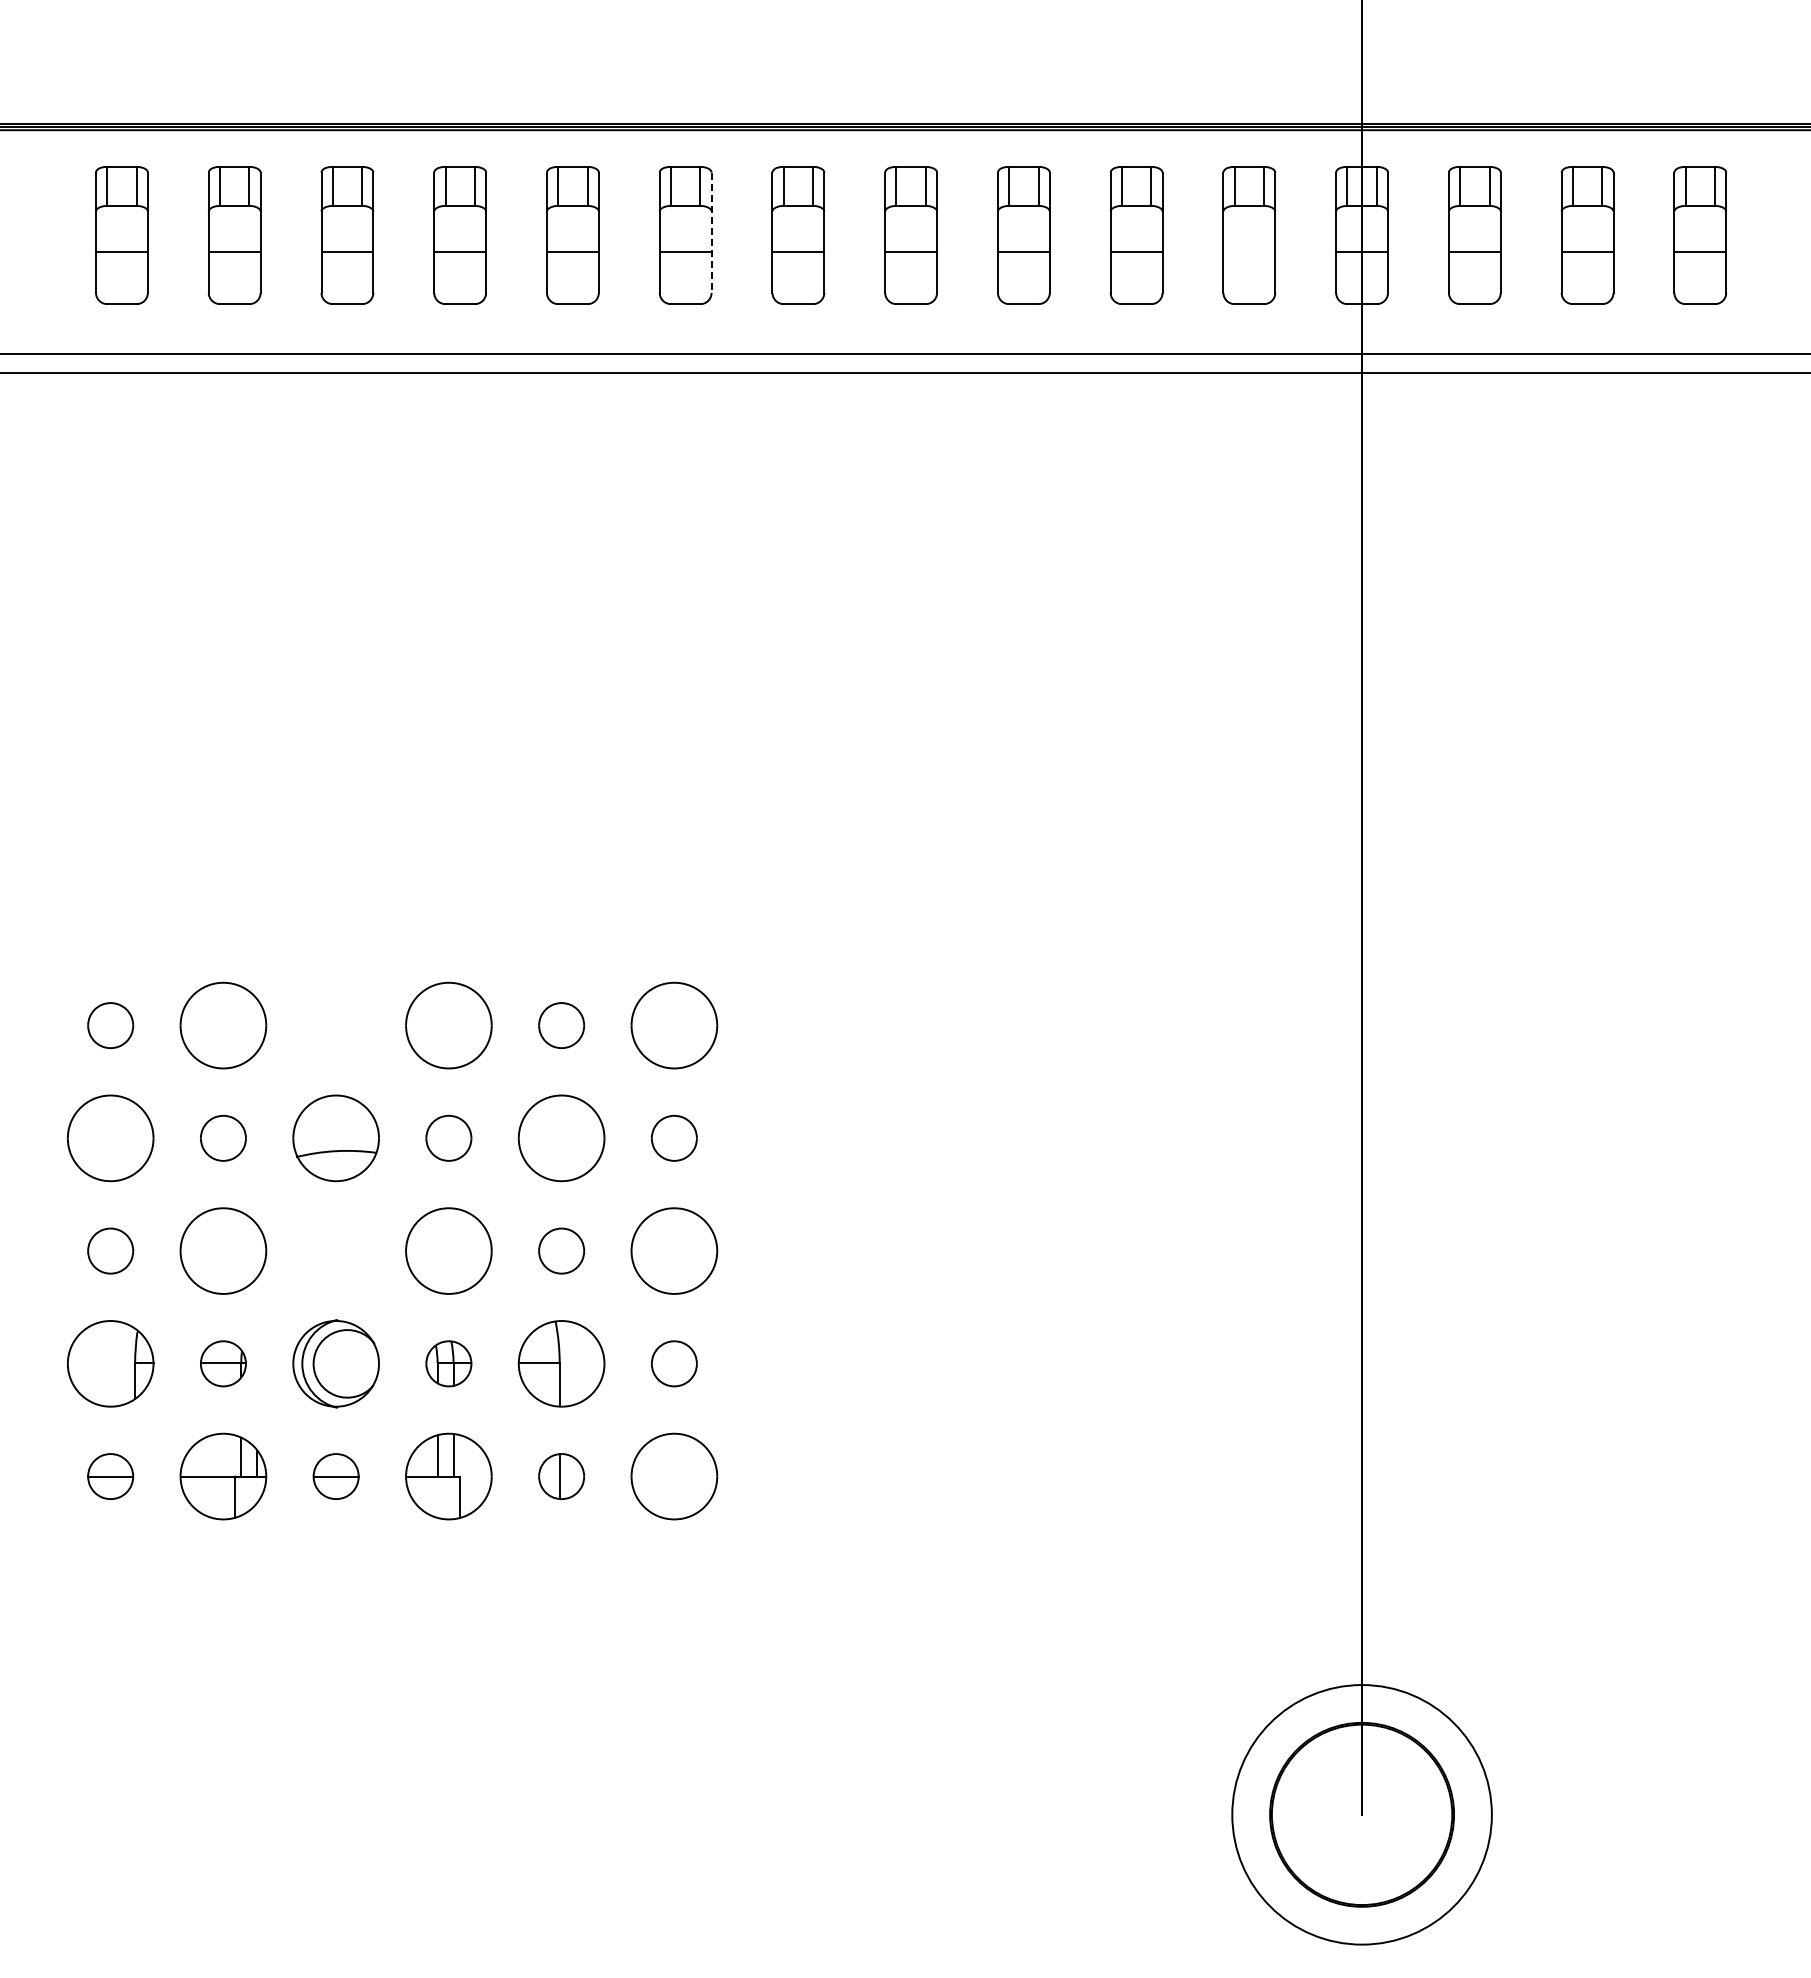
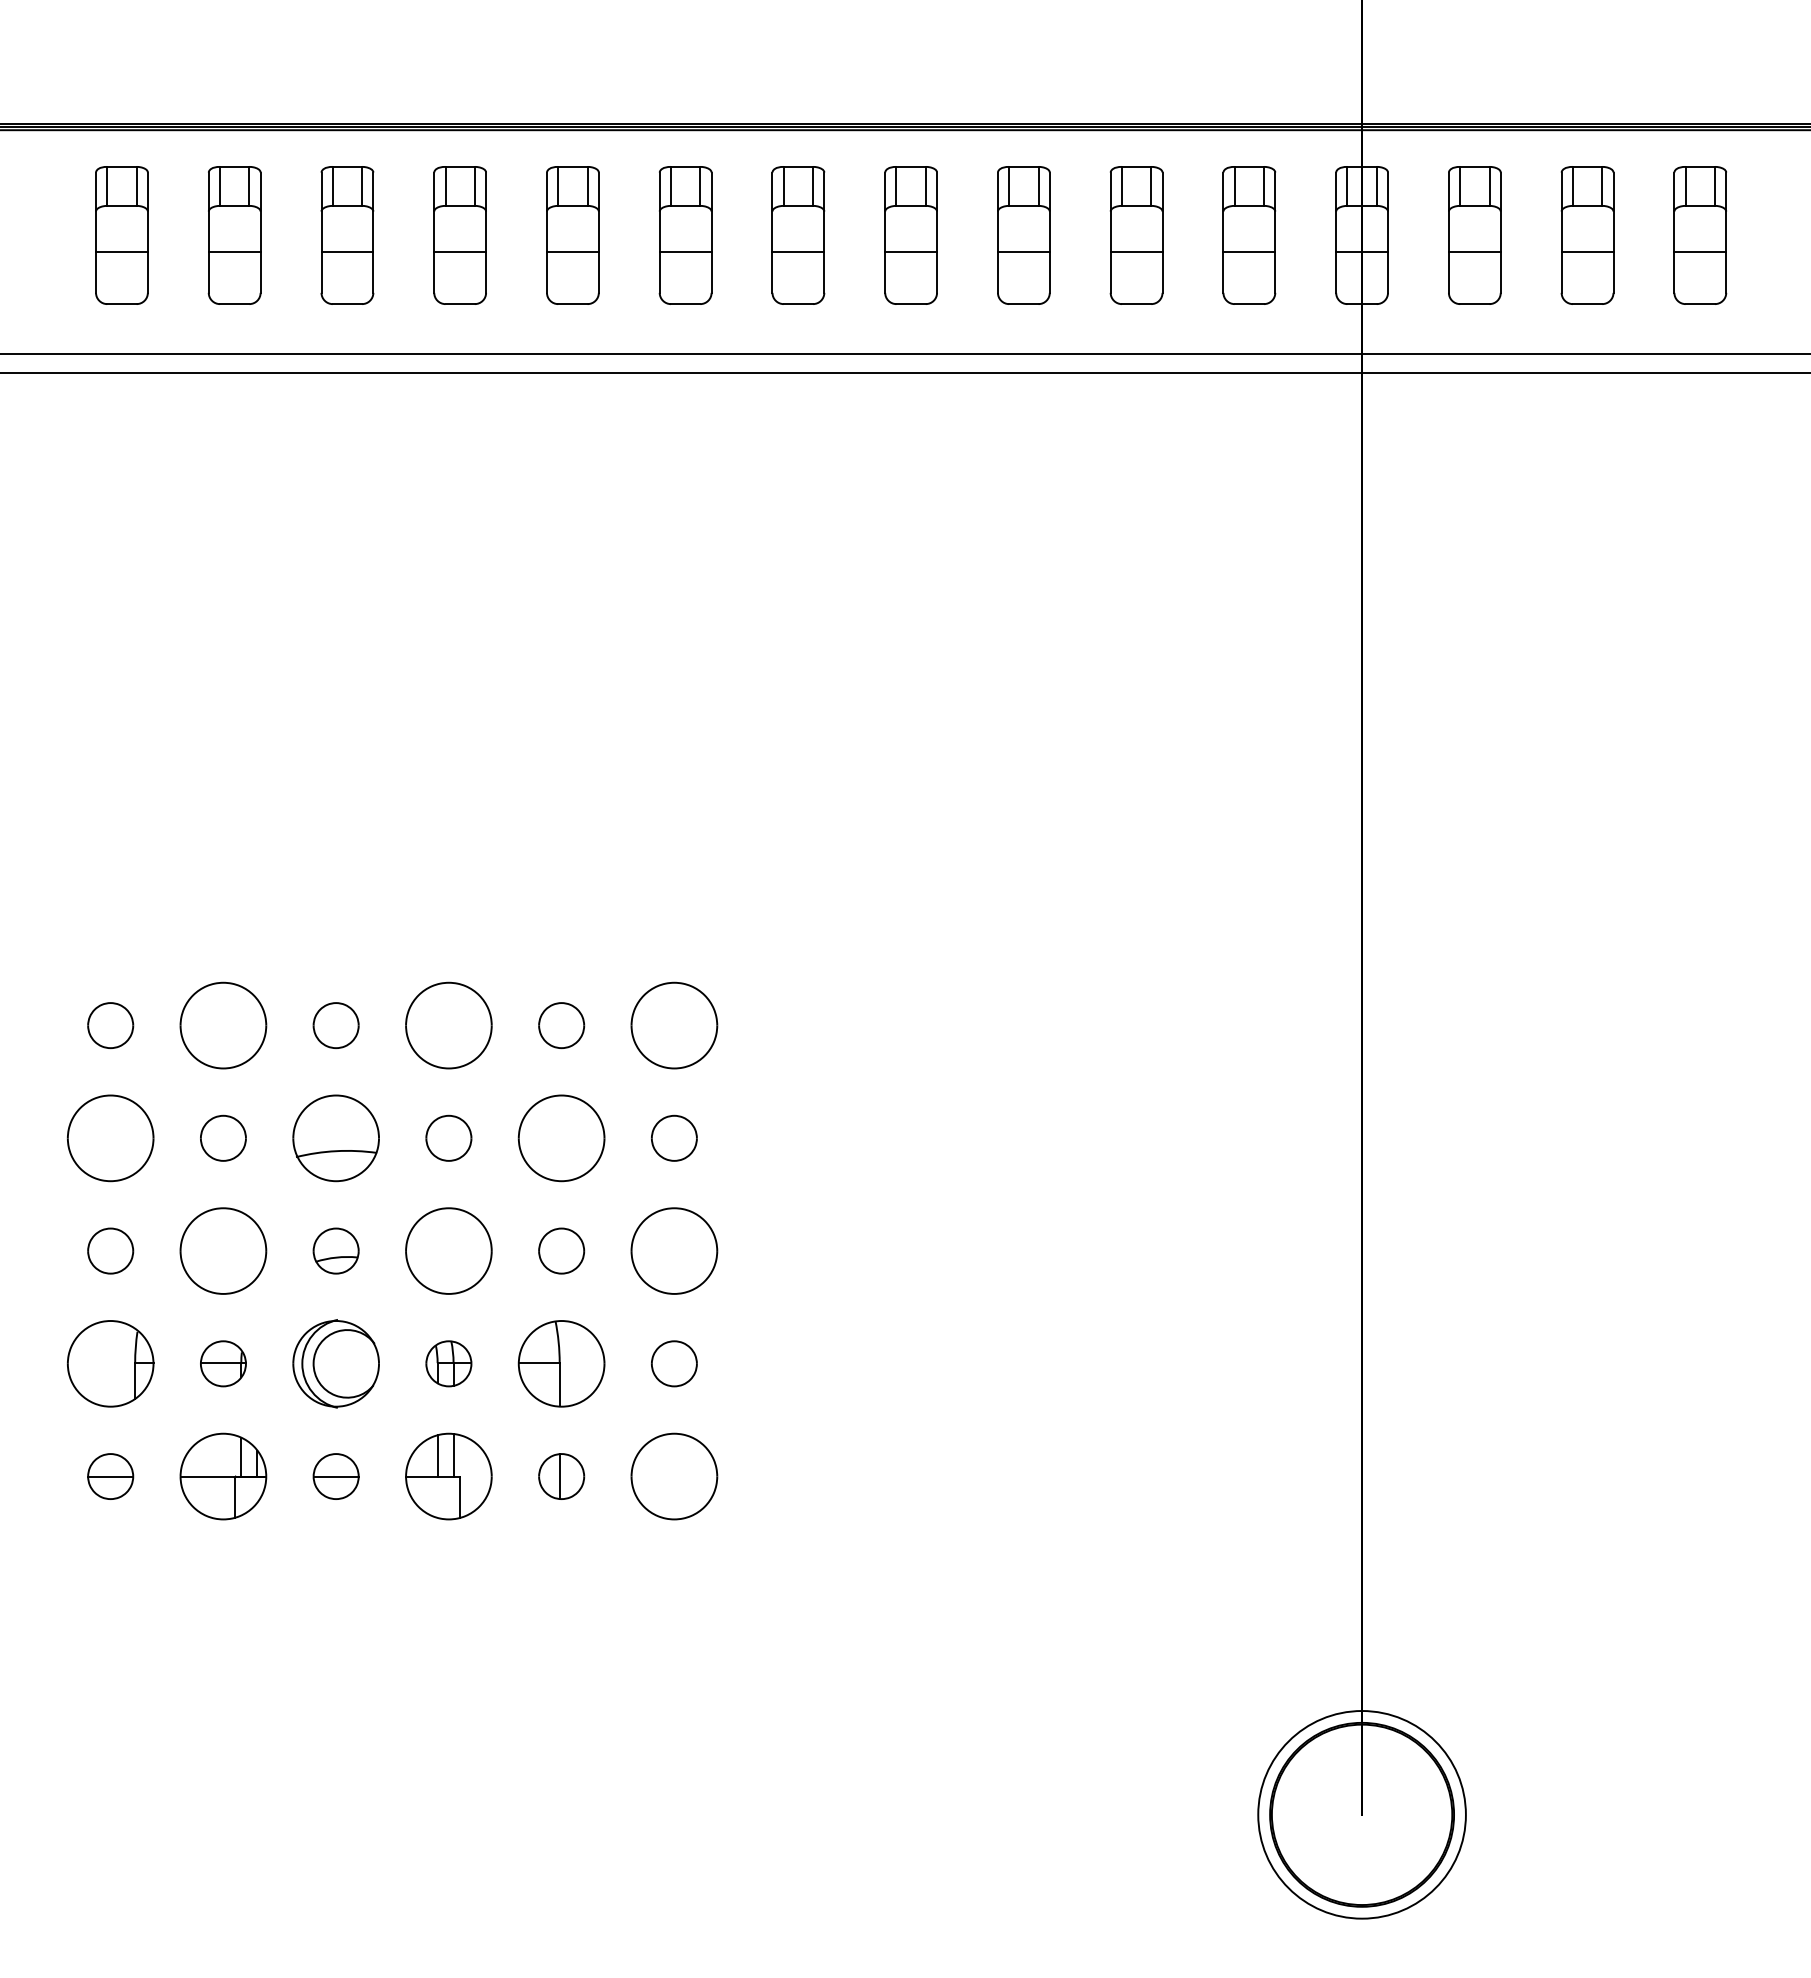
line: dashed -> solid (711, 233)
line: none -> present (1249, 252)
part: none -> present (335, 1025)
part: none -> present (335, 1250)
circle diameter: 260 px -> 208 px (1361, 1814)
